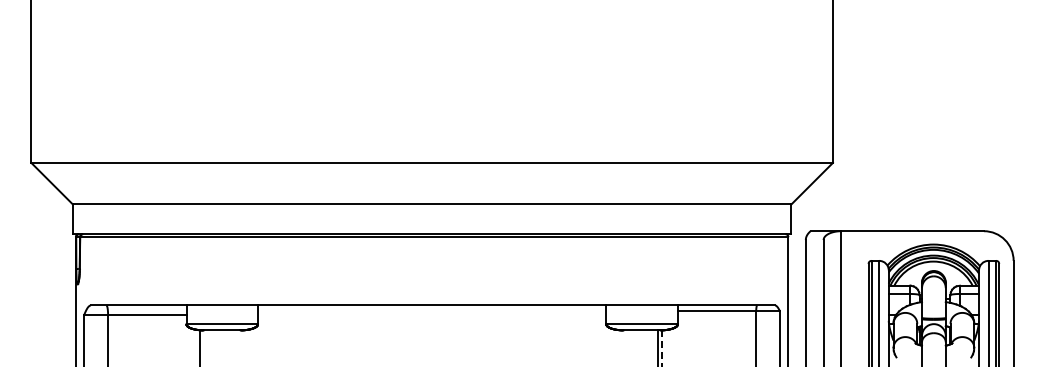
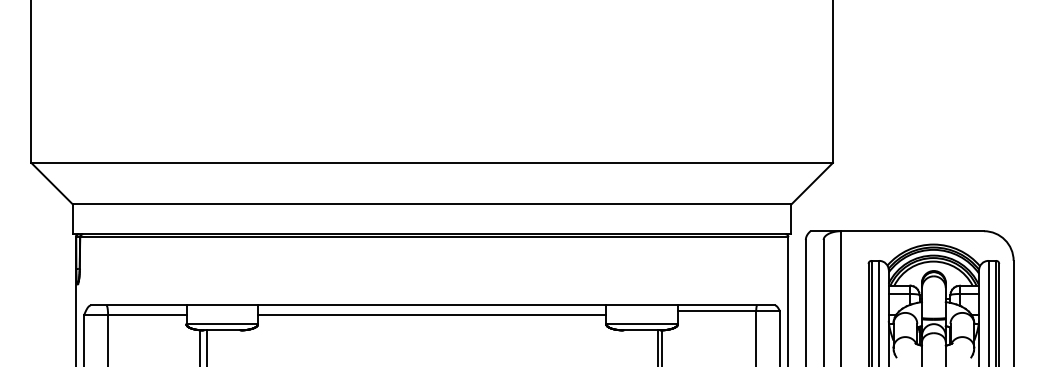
line: none -> present (431, 314)
line: none -> present (207, 346)
line: dashed -> solid (662, 348)
